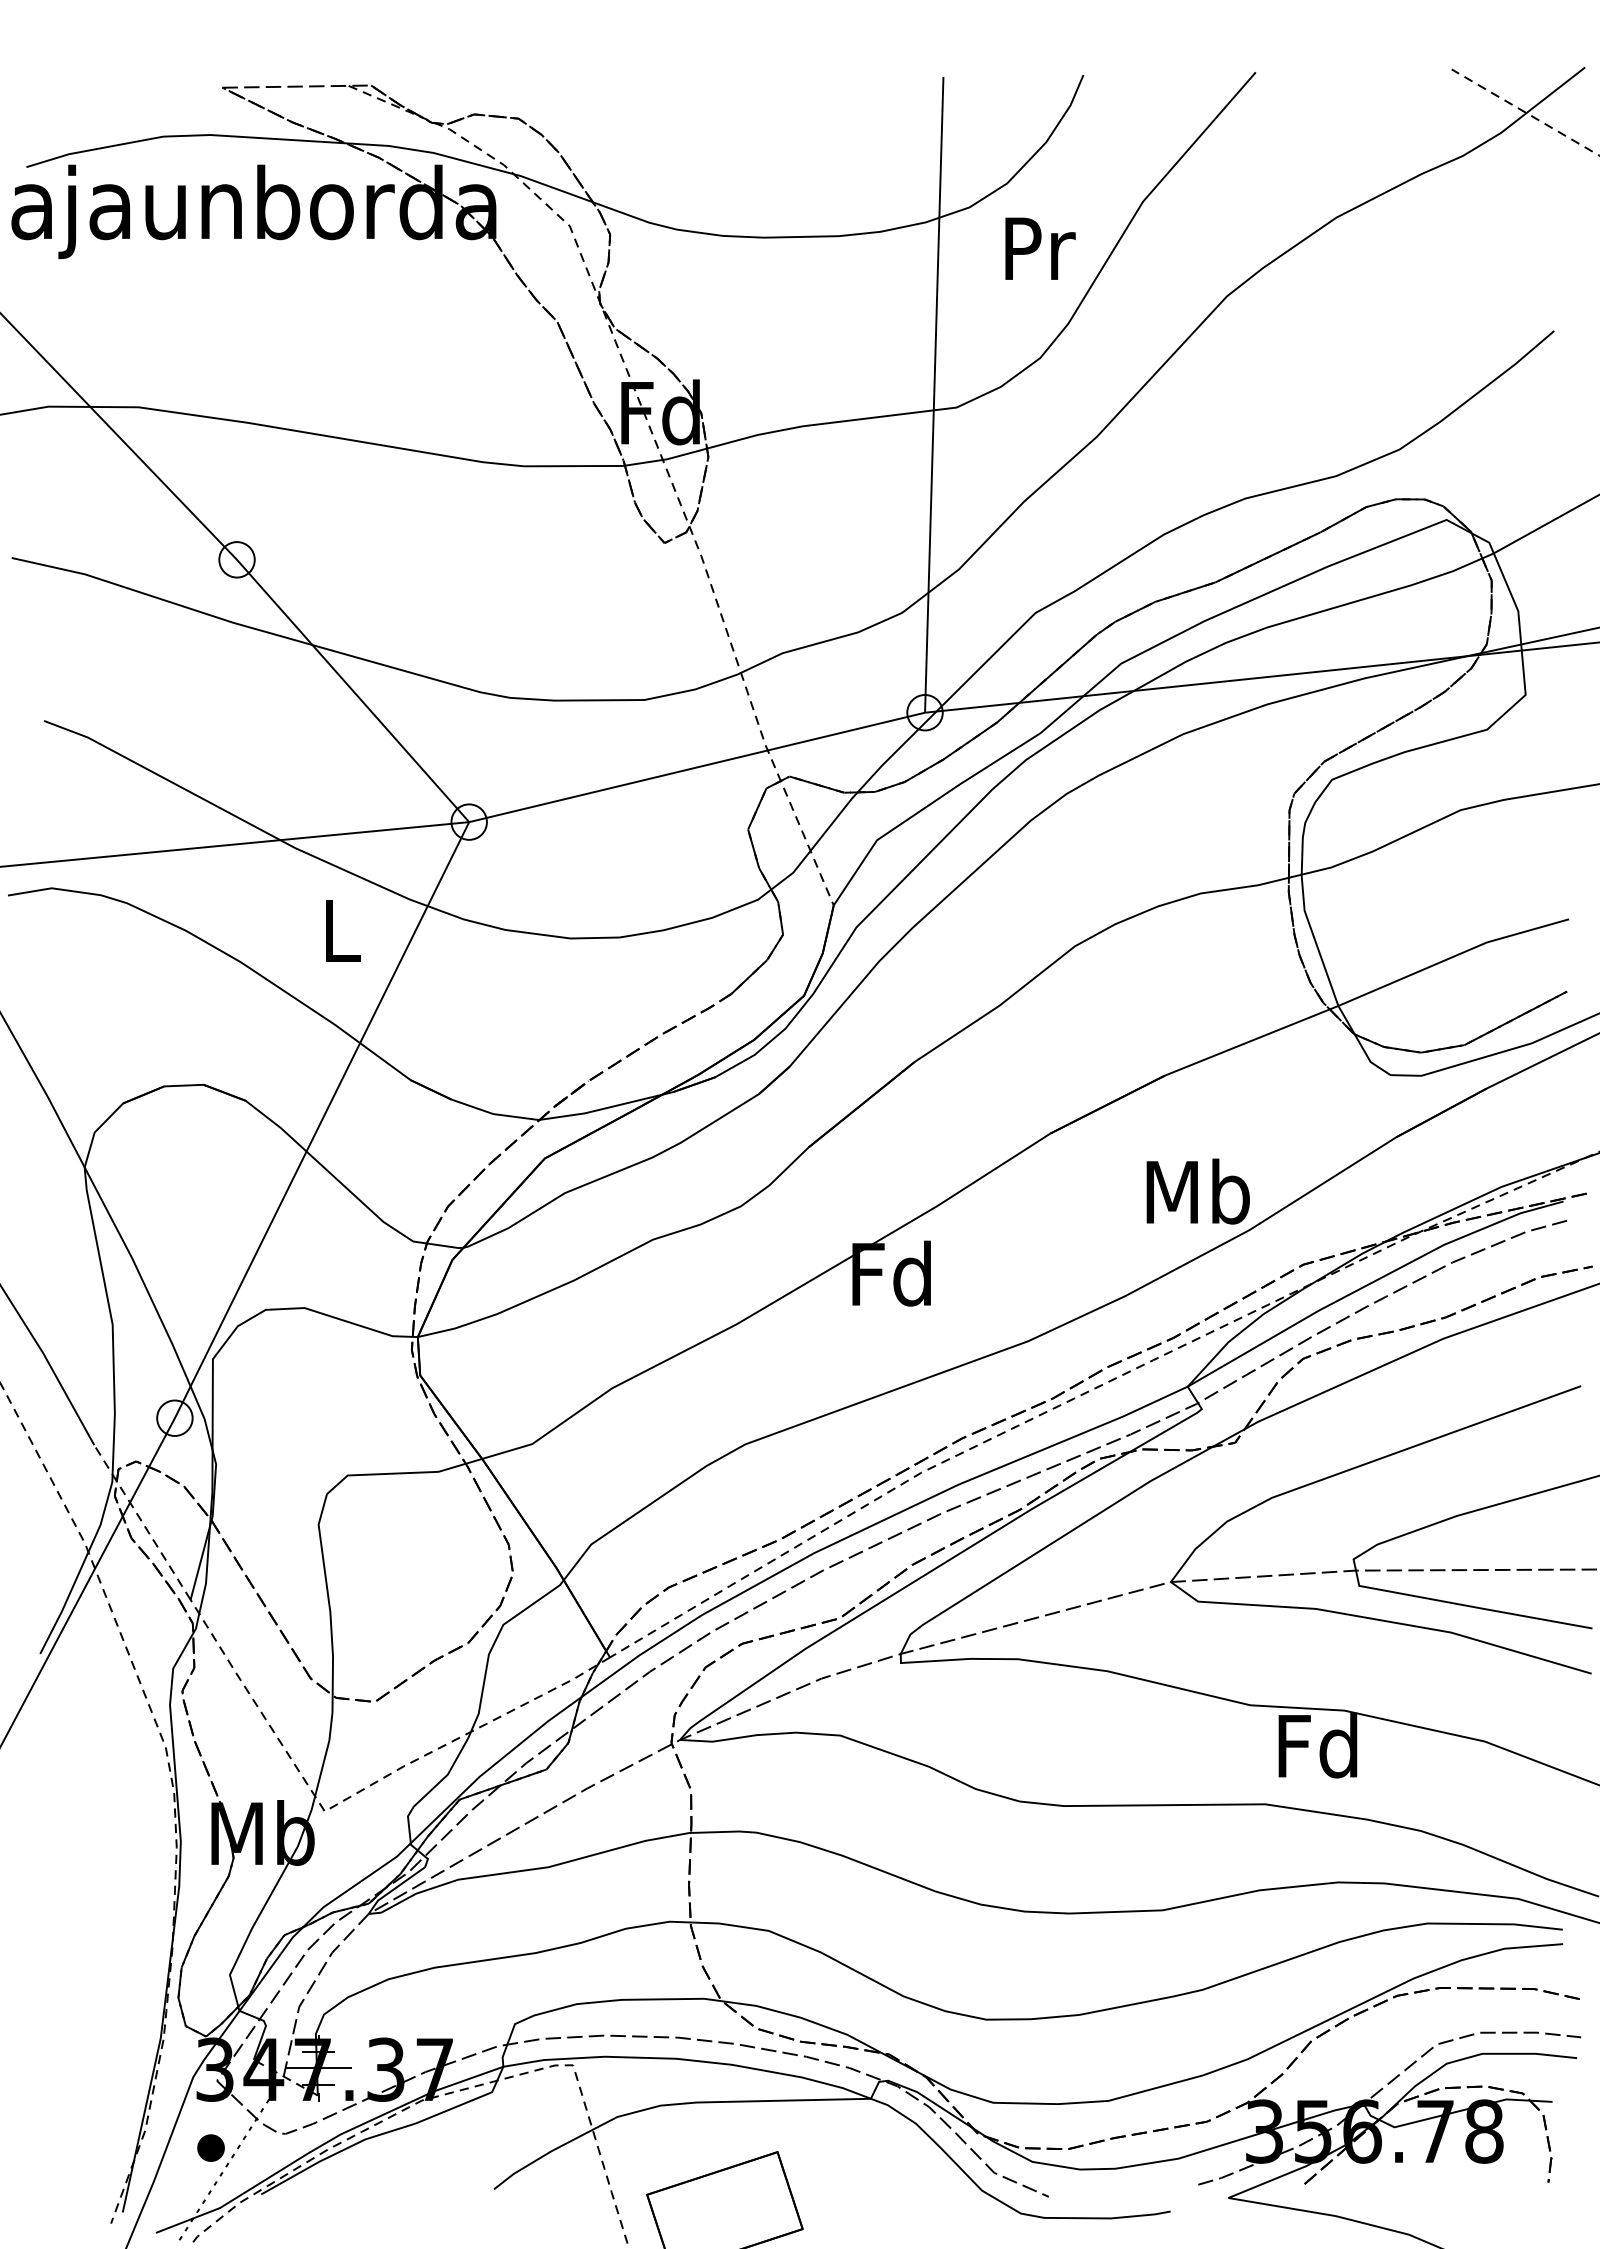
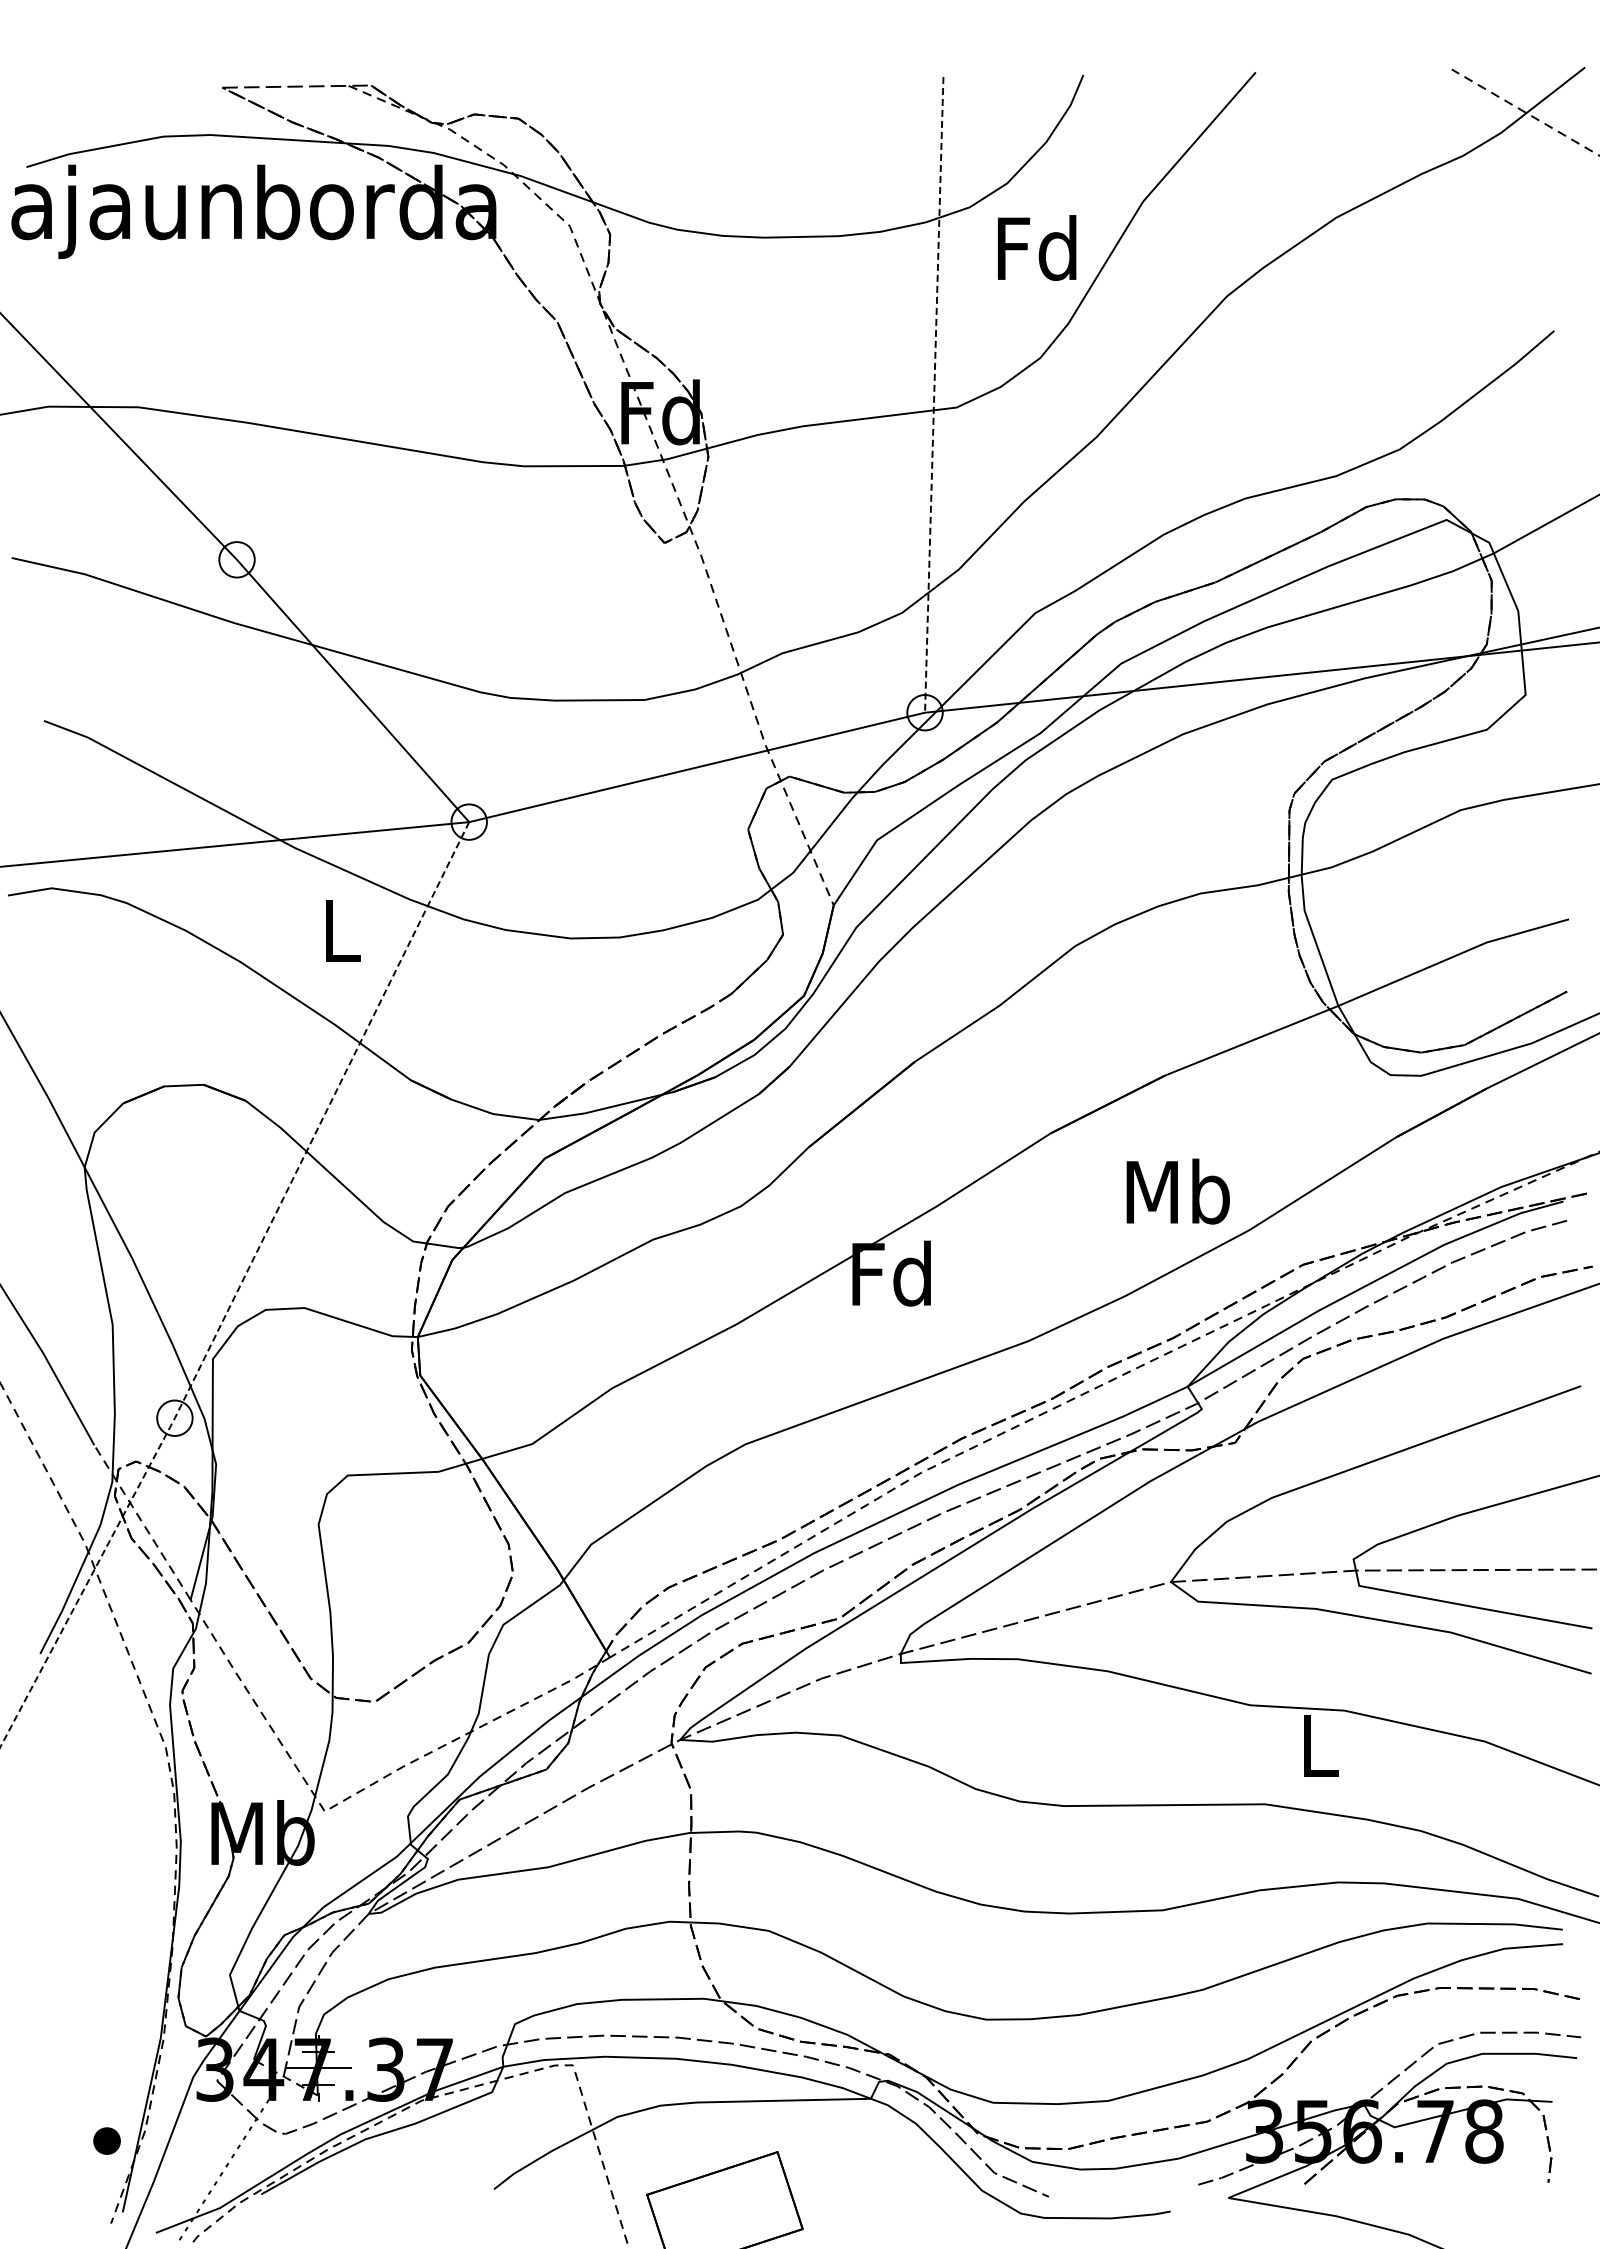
text: Pr -> Fd (1037, 247)
line: solid -> dashed (934, 395)
text position: (1197, 1191) -> (1177, 1191) (1177, 1191)
line: solid -> dashed (239, 1288)
text: Fd -> L (1317, 1745)
part position: (210, 2147) -> (106, 2140) (106, 2140)
